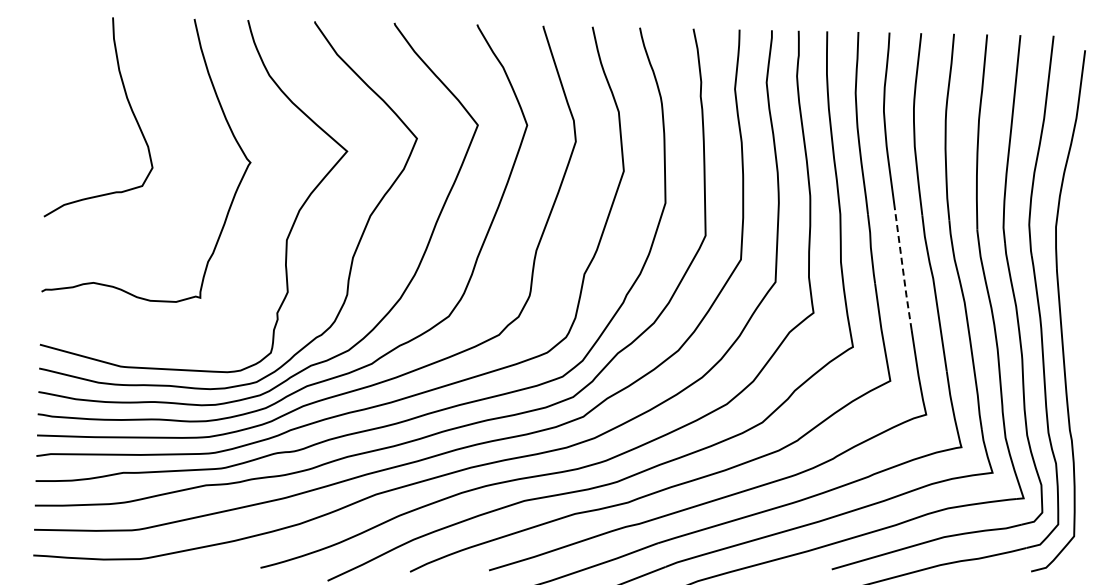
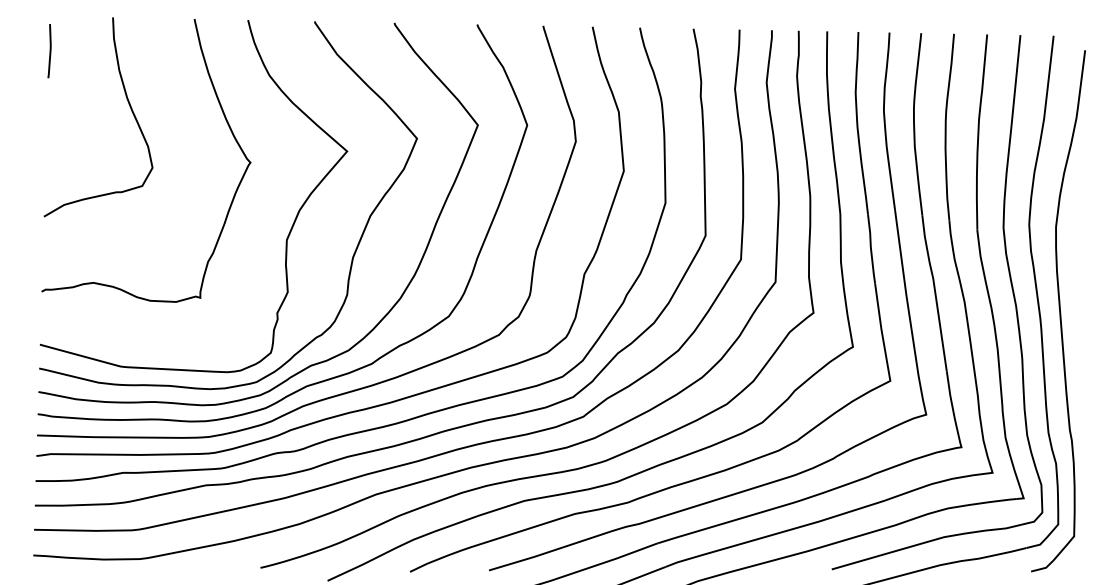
line: none -> present (49, 51)
line: dashed -> solid (903, 270)
